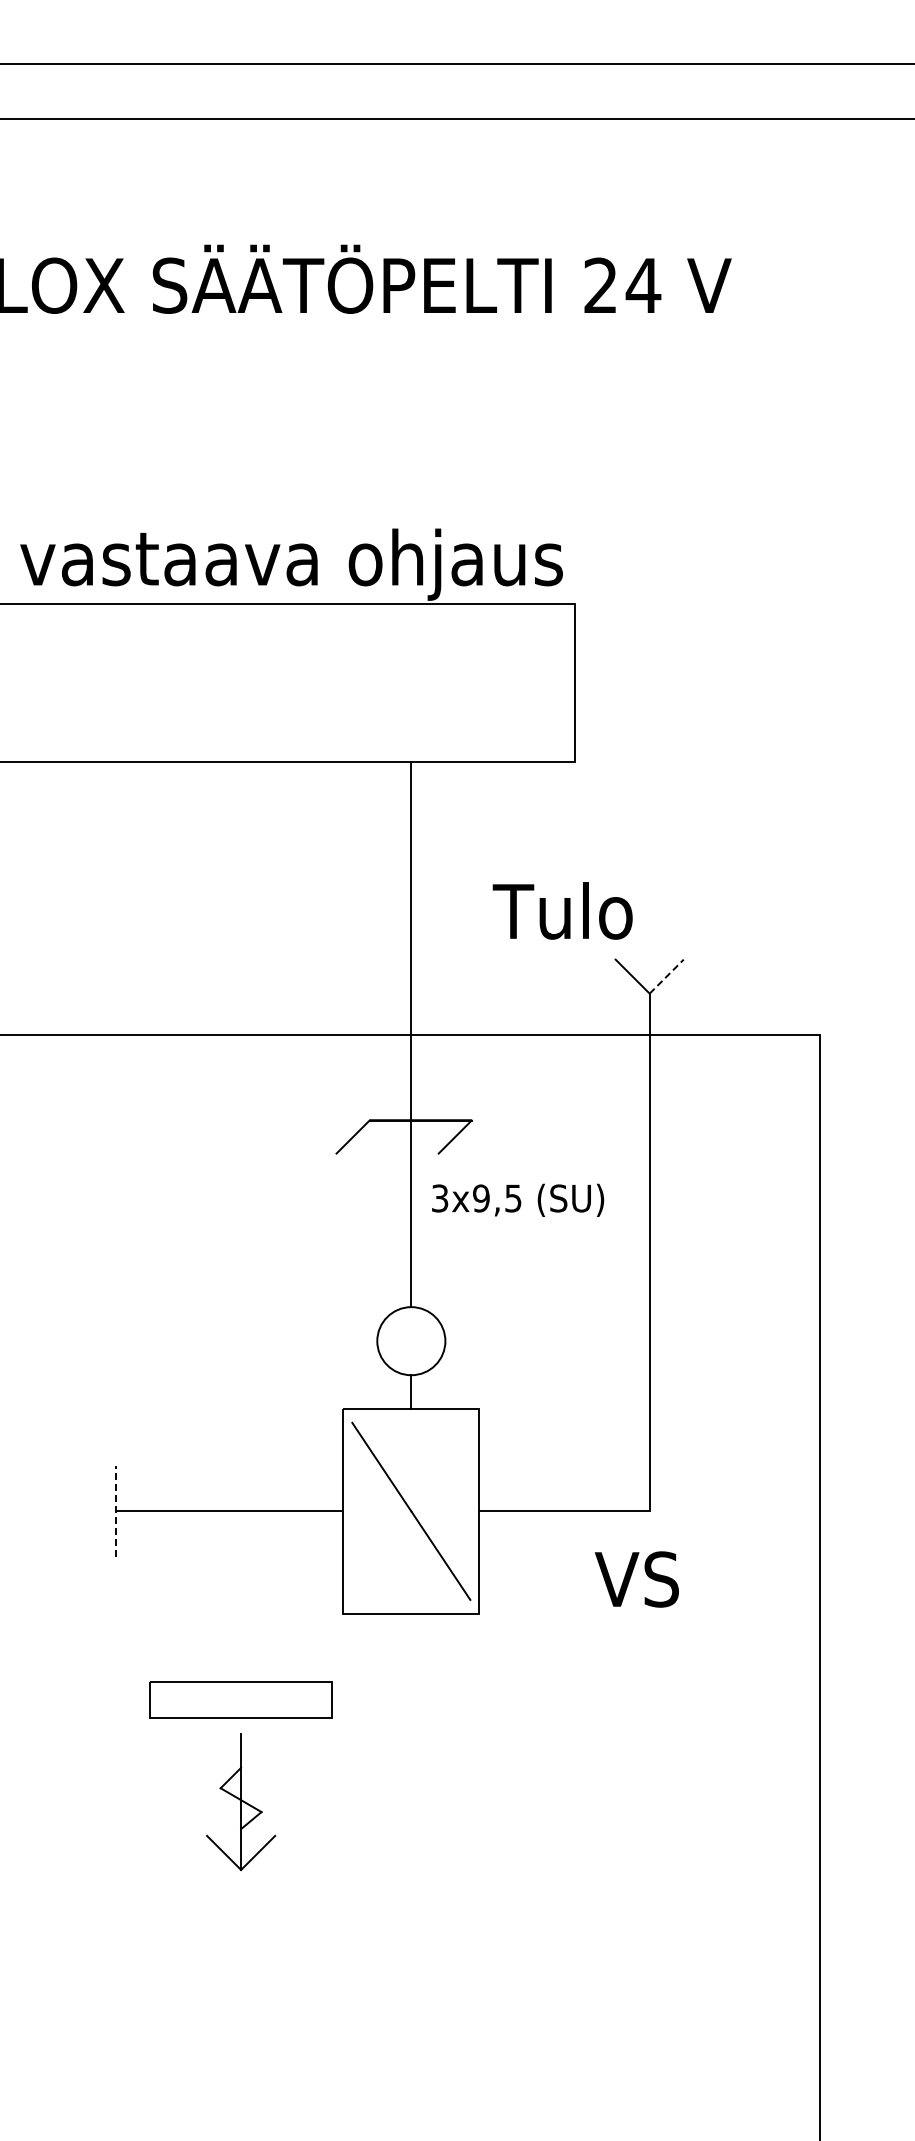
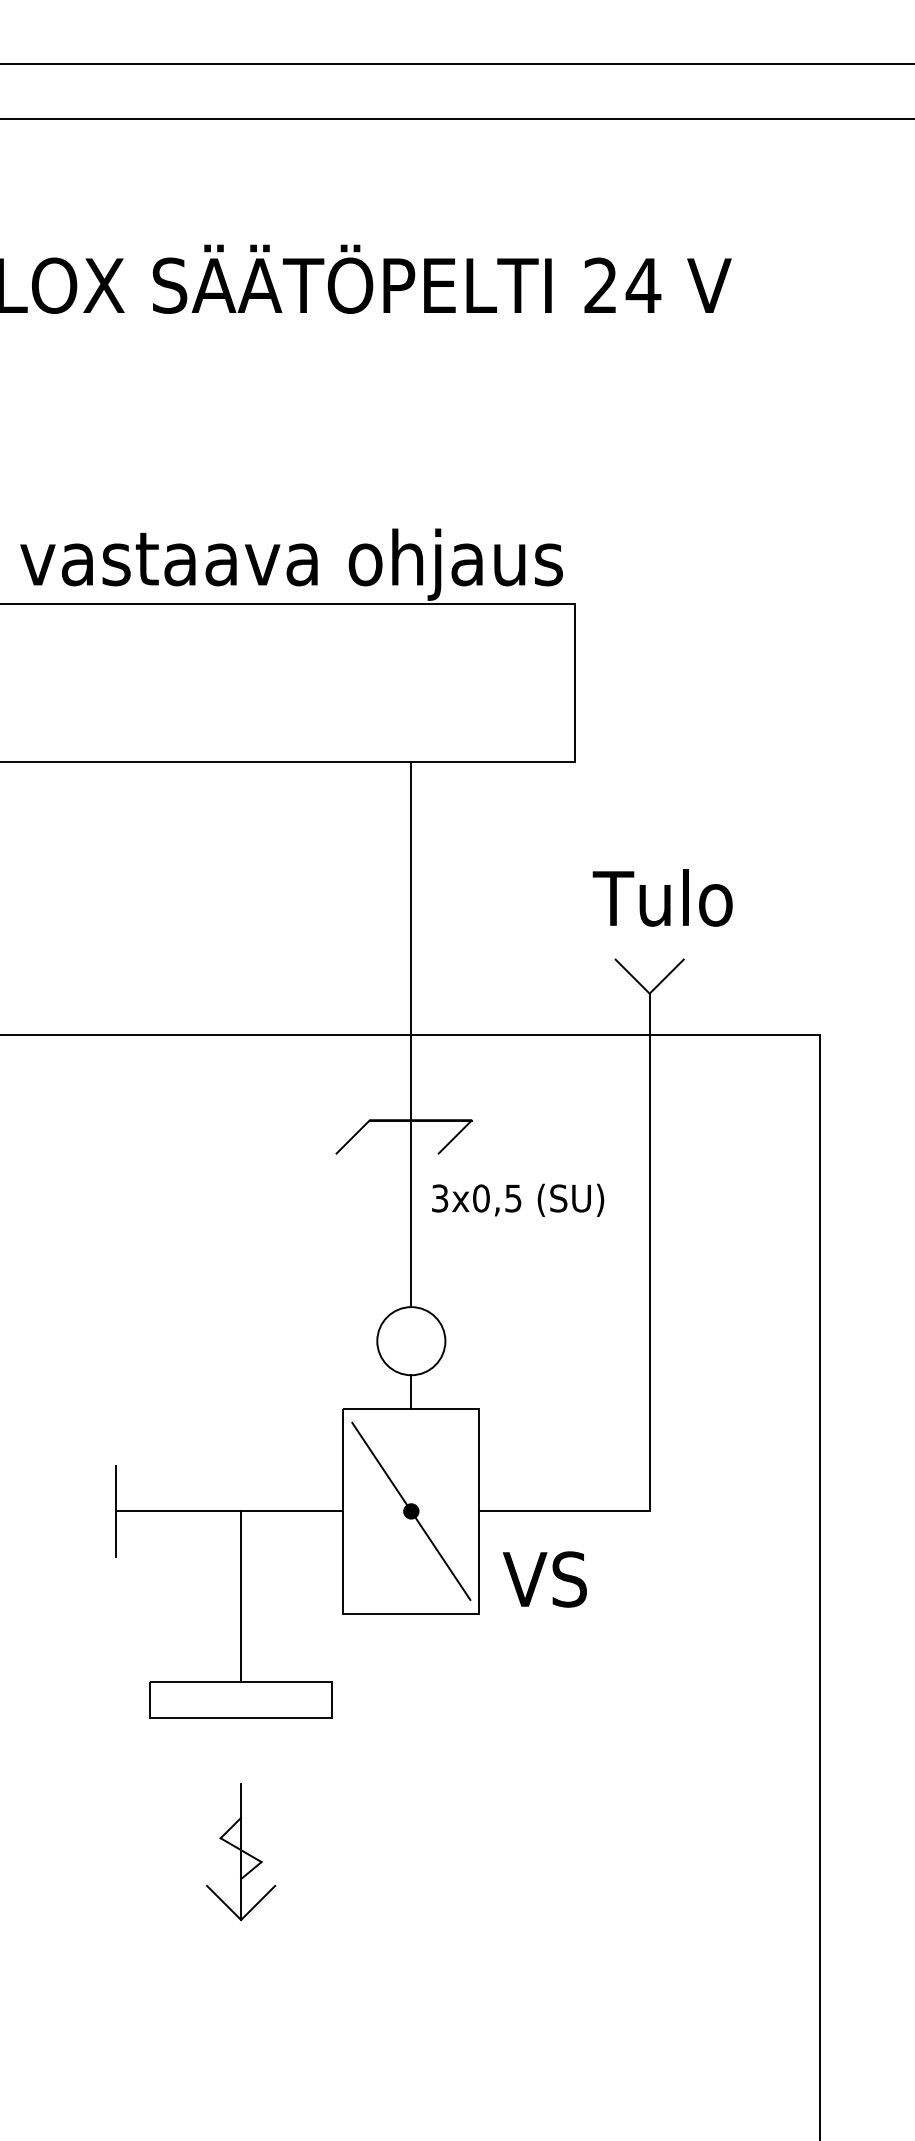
text position: (562, 910) -> (662, 897) (662, 897)
line: dashed -> solid (667, 976)
text: 3x9,5 -> 3x0,5 (481, 1198)
line: dashed -> solid (116, 1510)
fill: none -> present (411, 1511)
text position: (636, 1579) -> (544, 1579) (544, 1579)
line: none -> present (241, 1596)
part position: (241, 1802) -> (241, 1852) (241, 1852)
